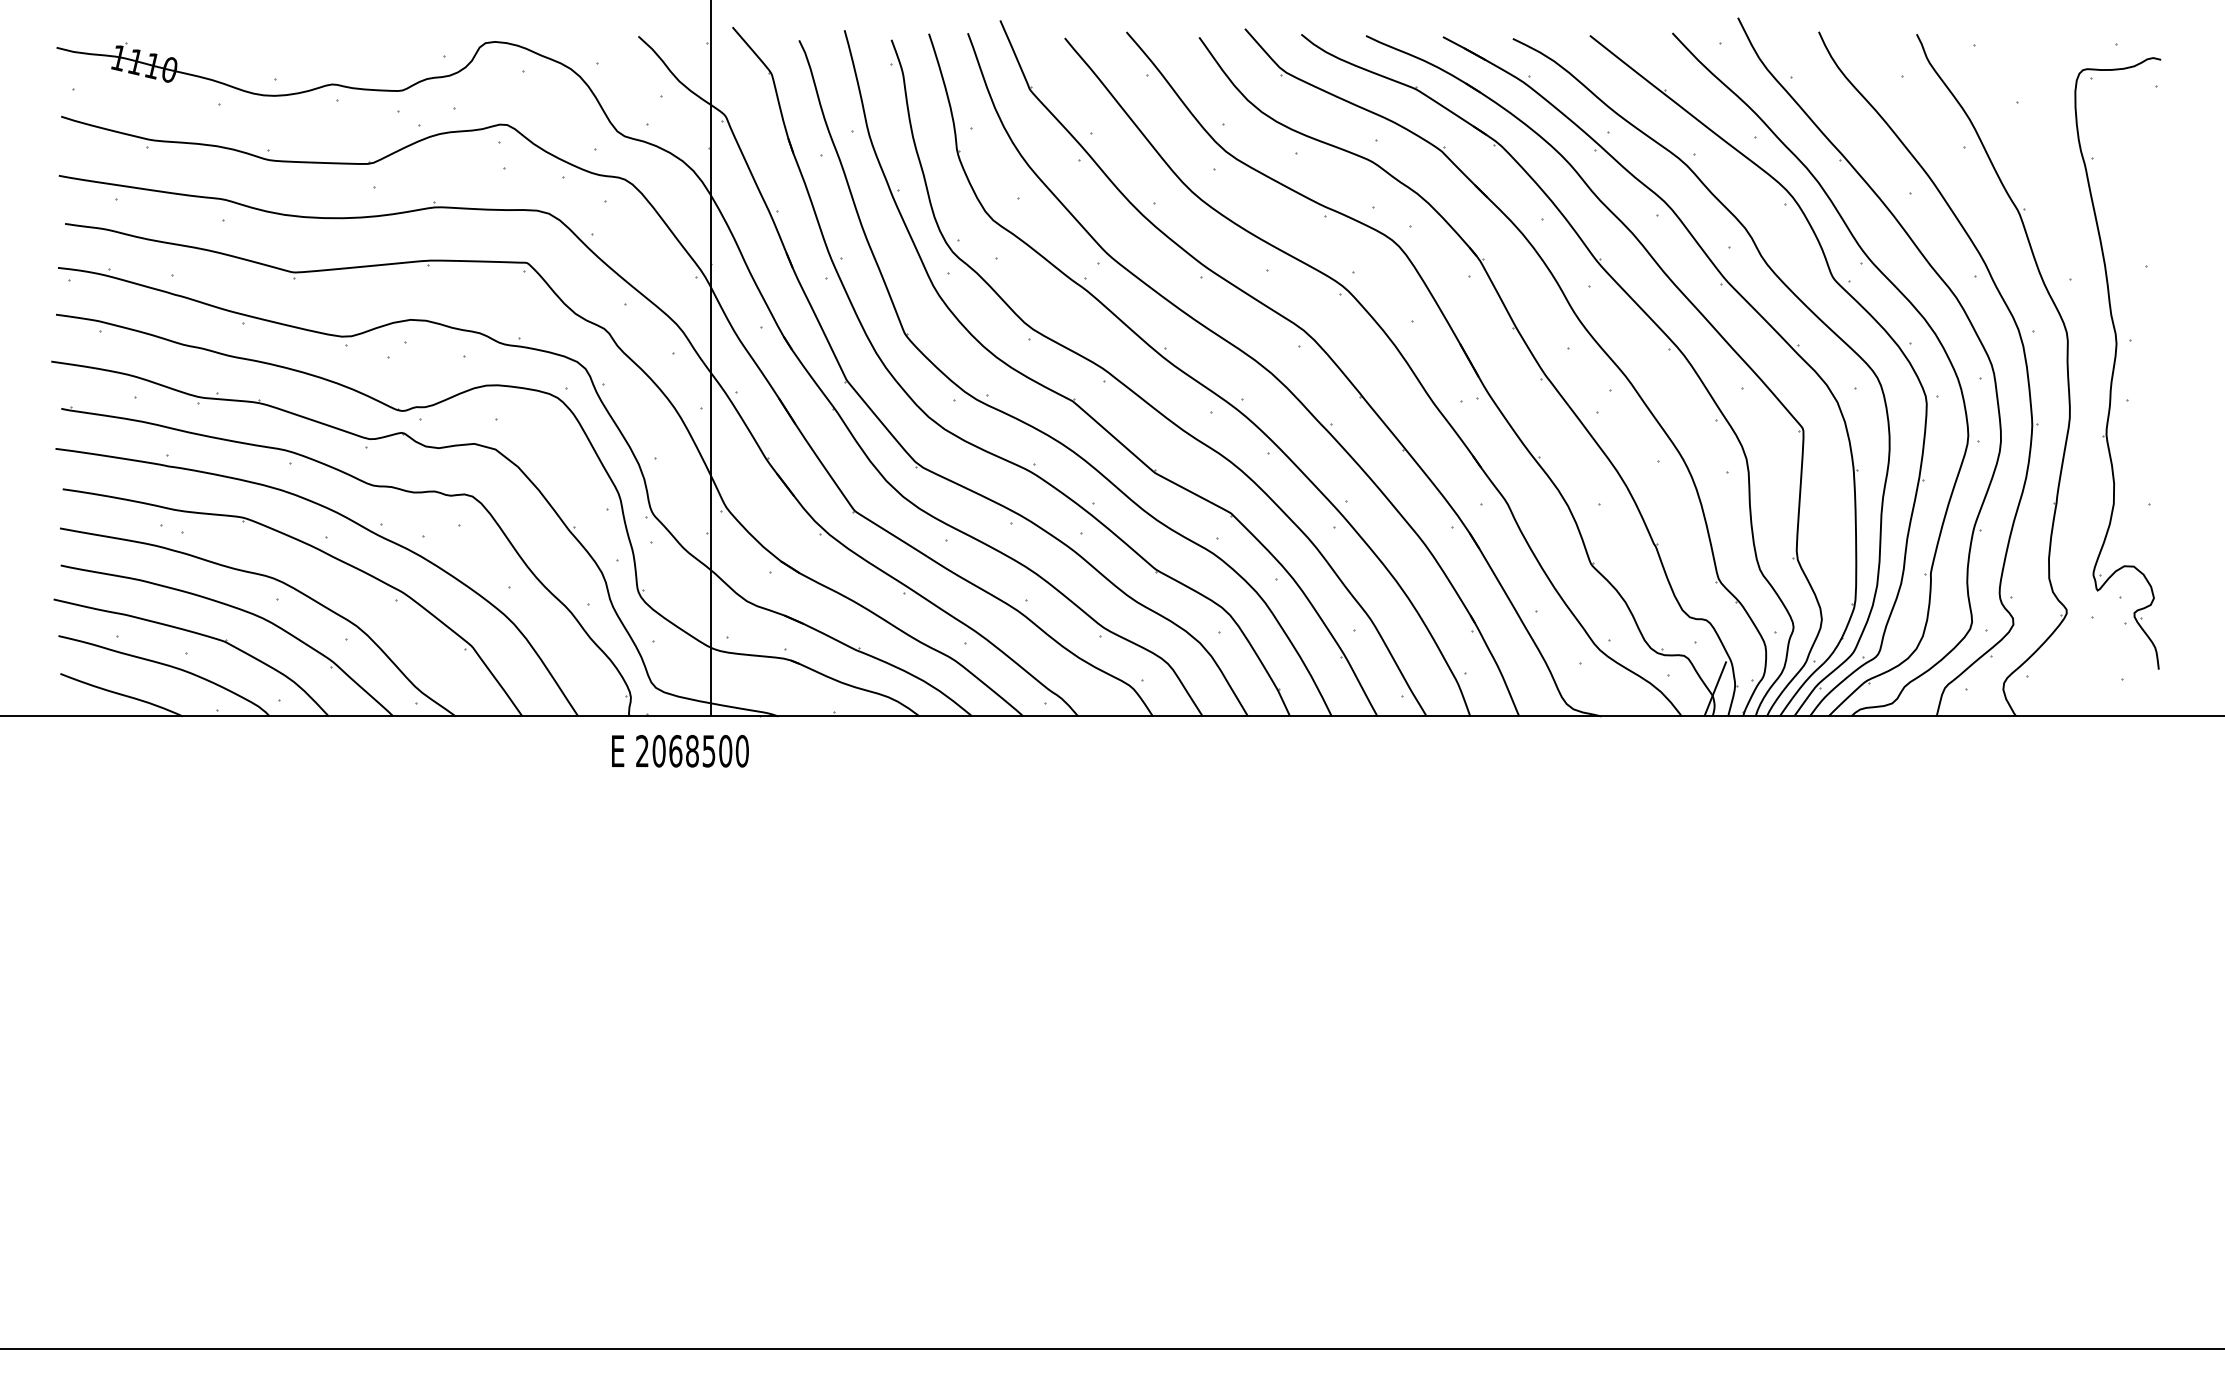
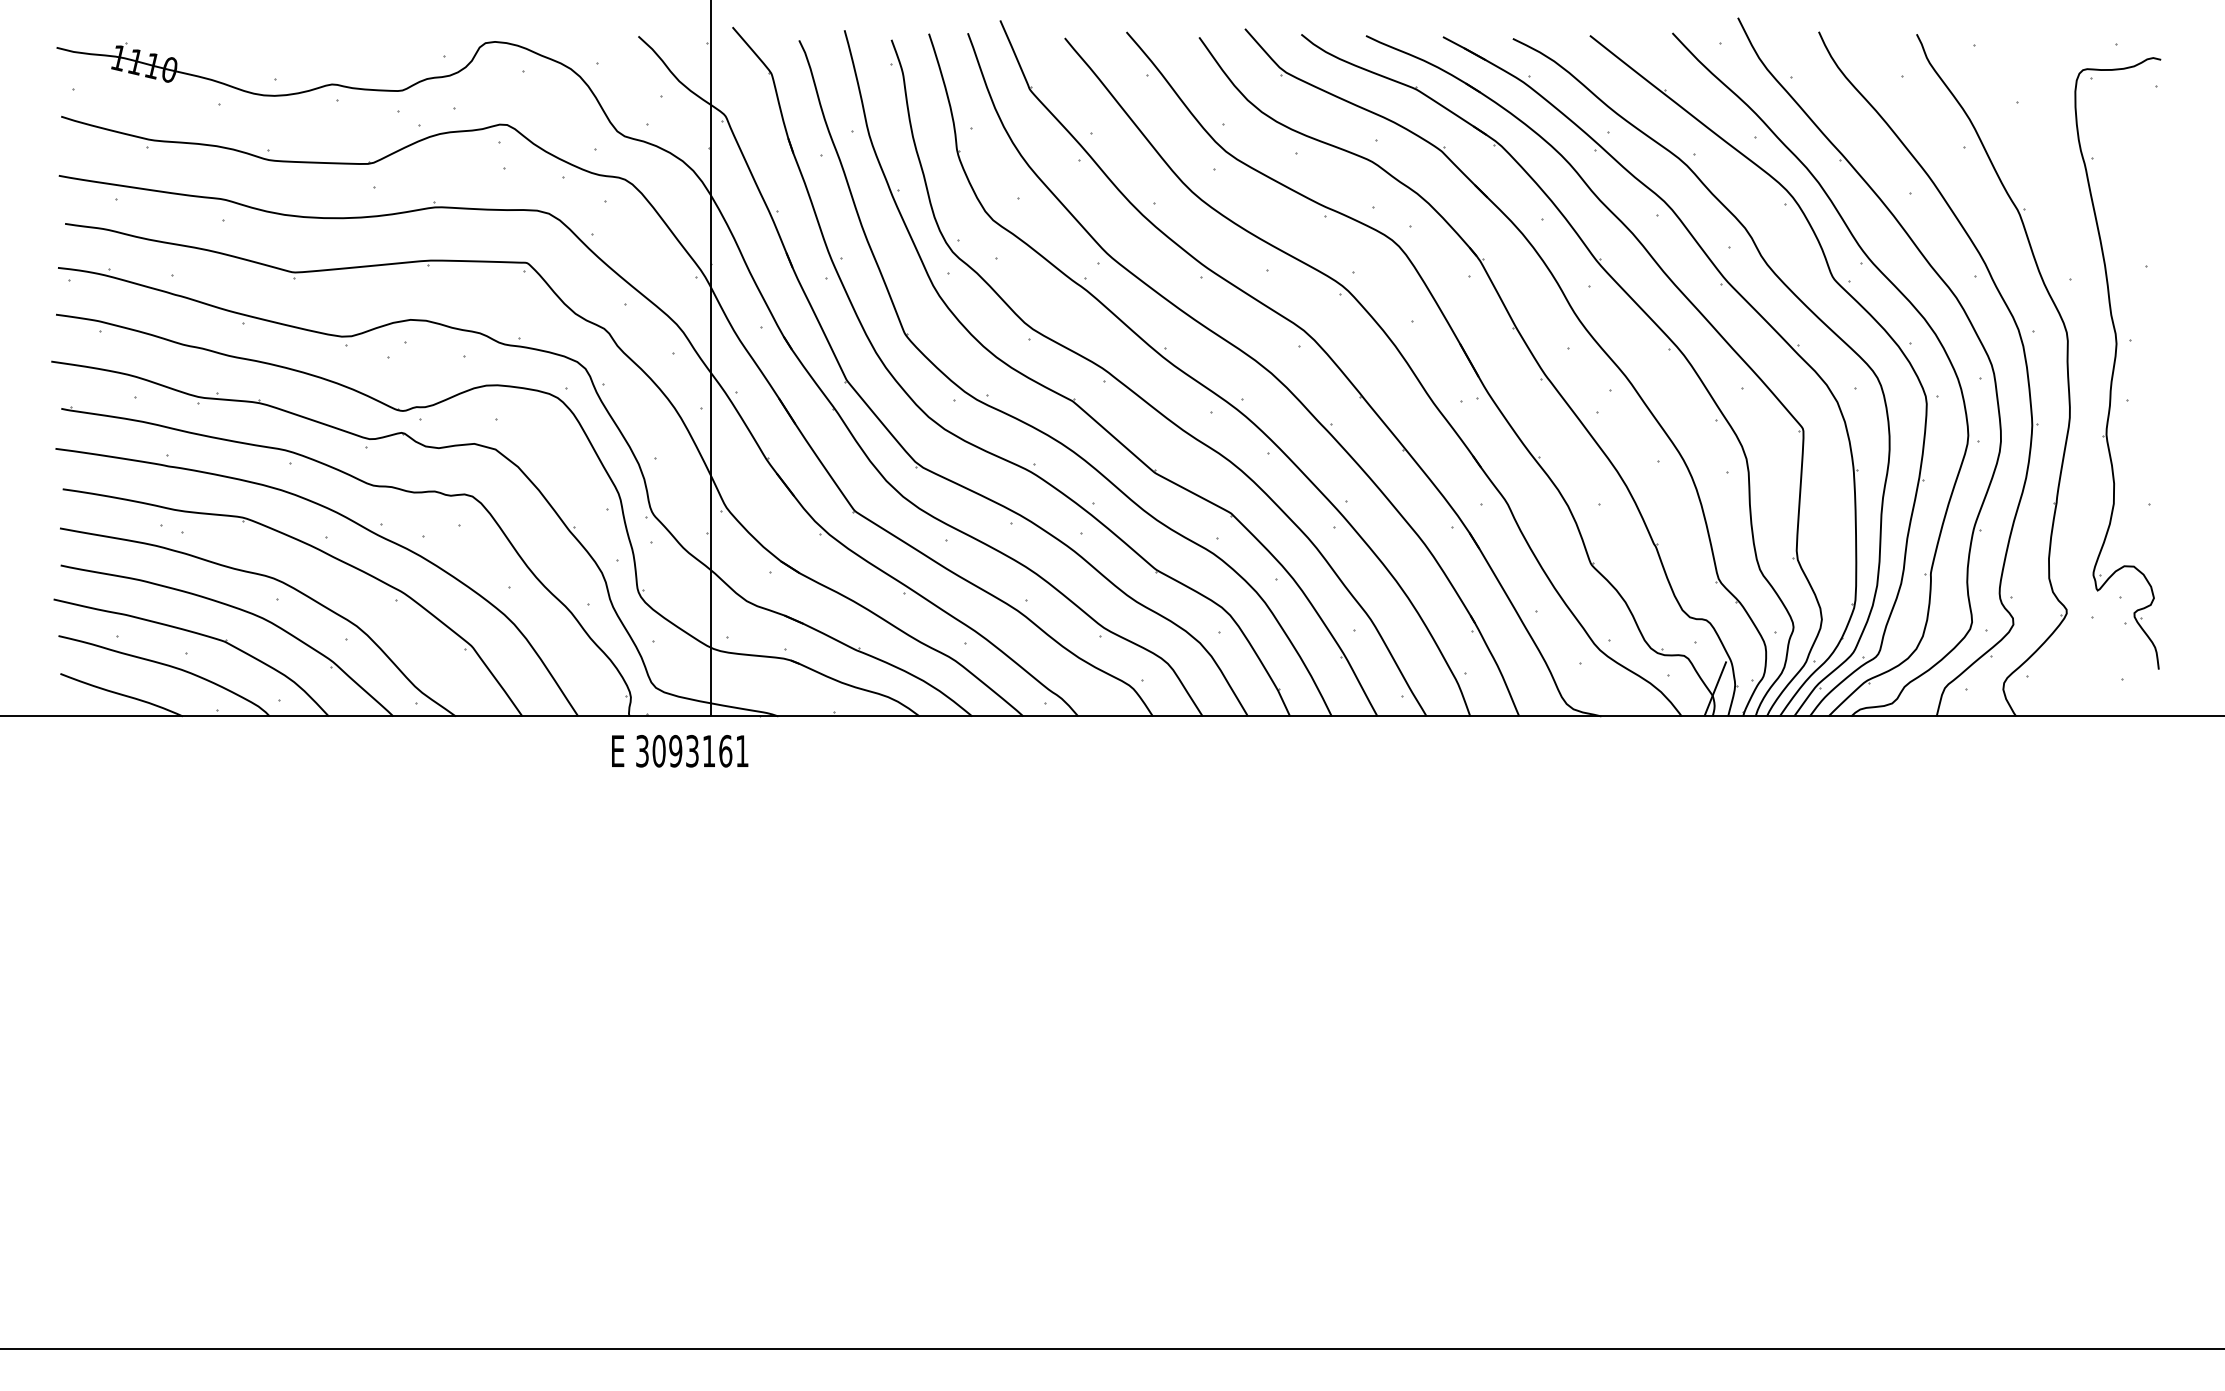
text: 2068500 -> 3093161 (692, 750)
